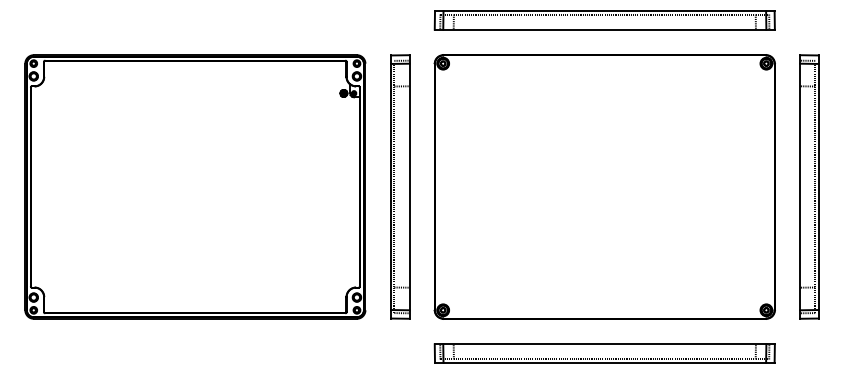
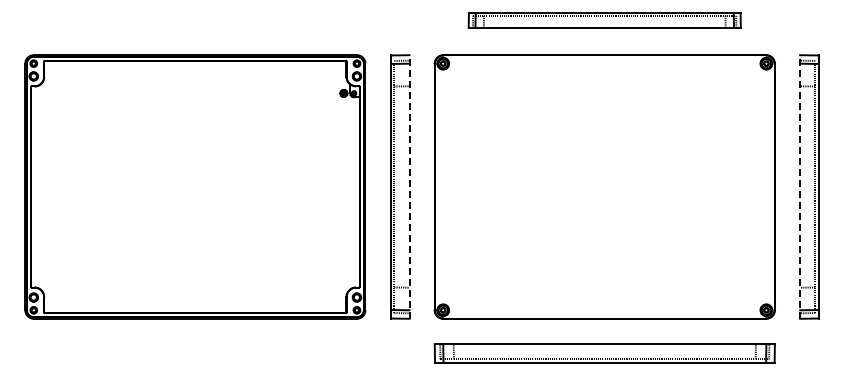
part size: 343x21 px -> 275x17 px (604, 20)
line: solid -> dashed (409, 186)
line: solid -> dashed (800, 186)
